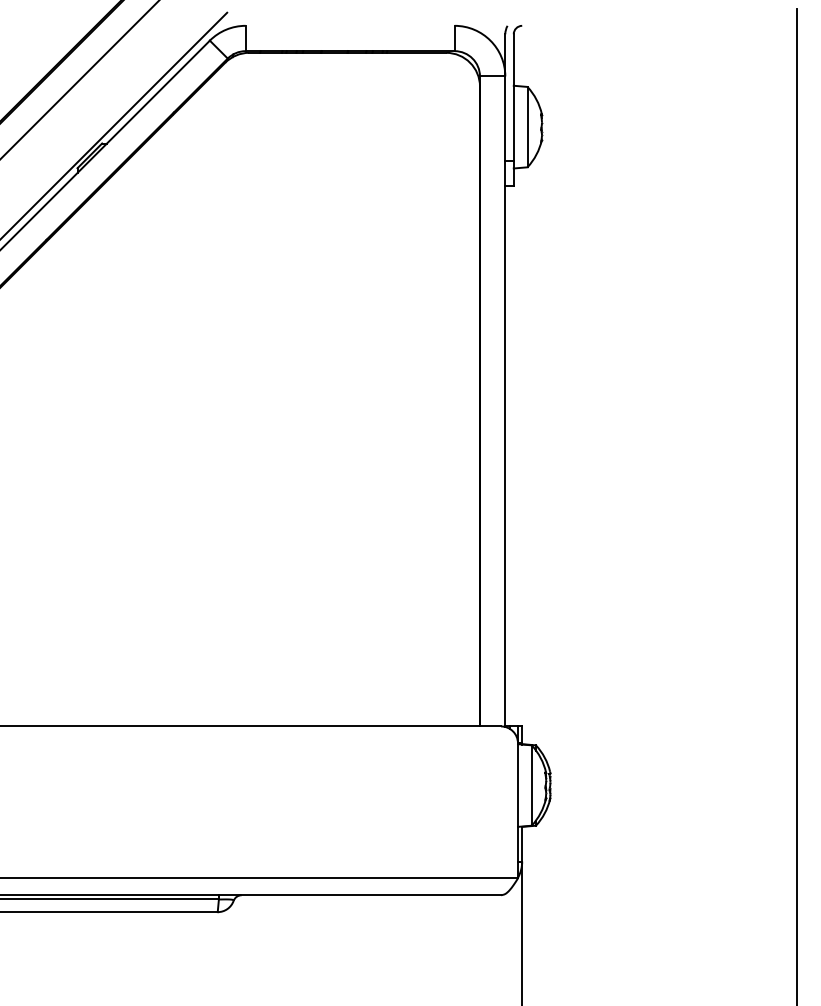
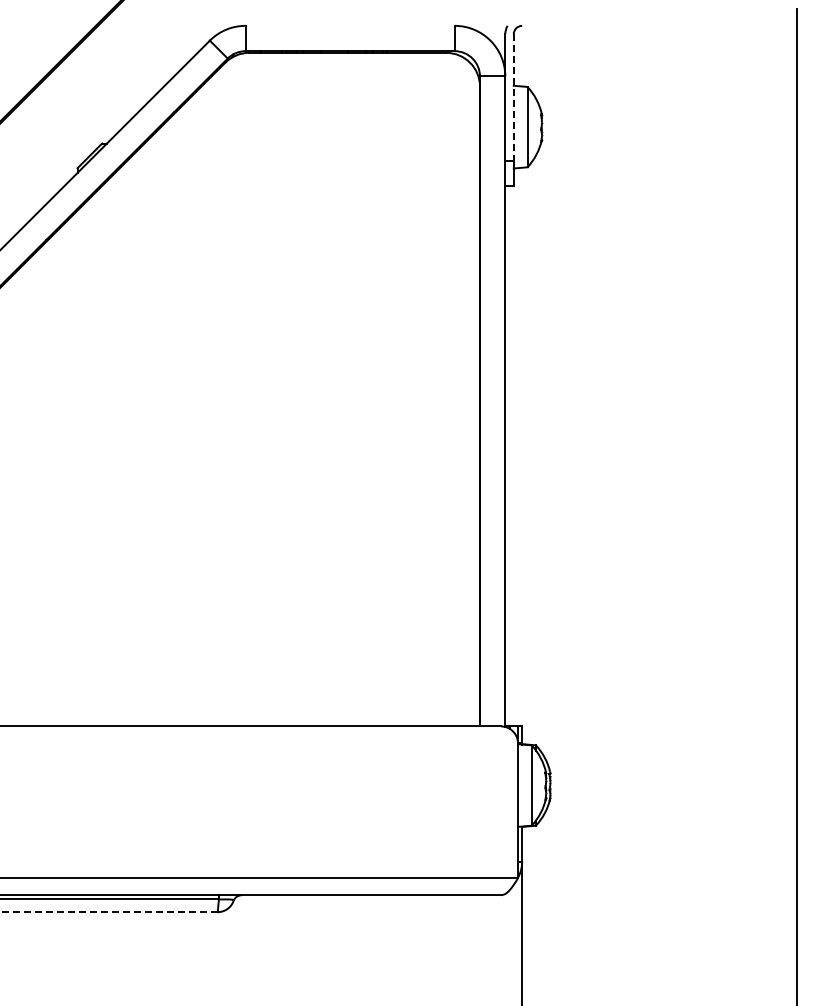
line: present -> none (79, 79)
line: solid -> dashed (513, 98)
line: present -> none (114, 124)
line: solid -> dashed (108, 912)
